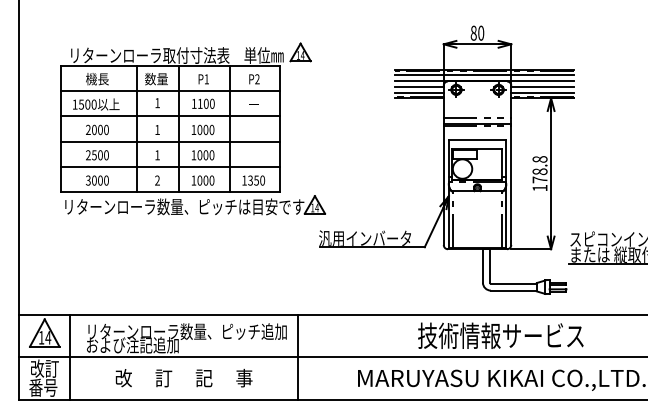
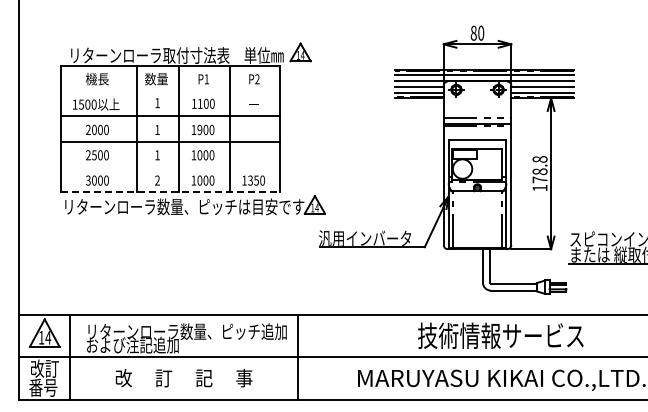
line: present -> none (170, 91)
text: 1000 -> 1900 (199, 129)
line: present -> none (170, 167)
line: solid -> dashed (170, 192)
